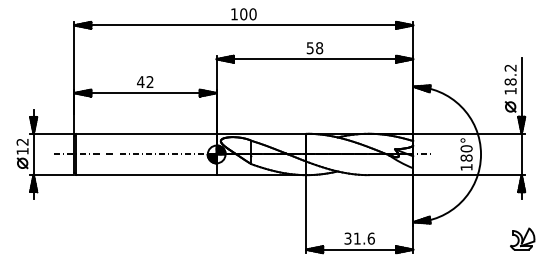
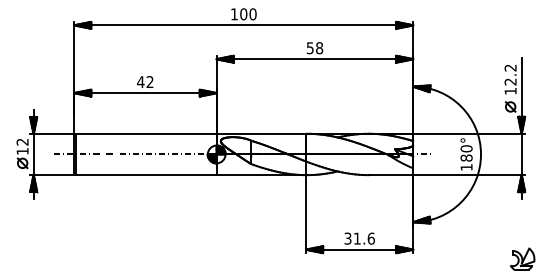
text: 18.2 -> 12.2 (510, 81)
part position: (522, 238) -> (522, 258) (522, 258)
